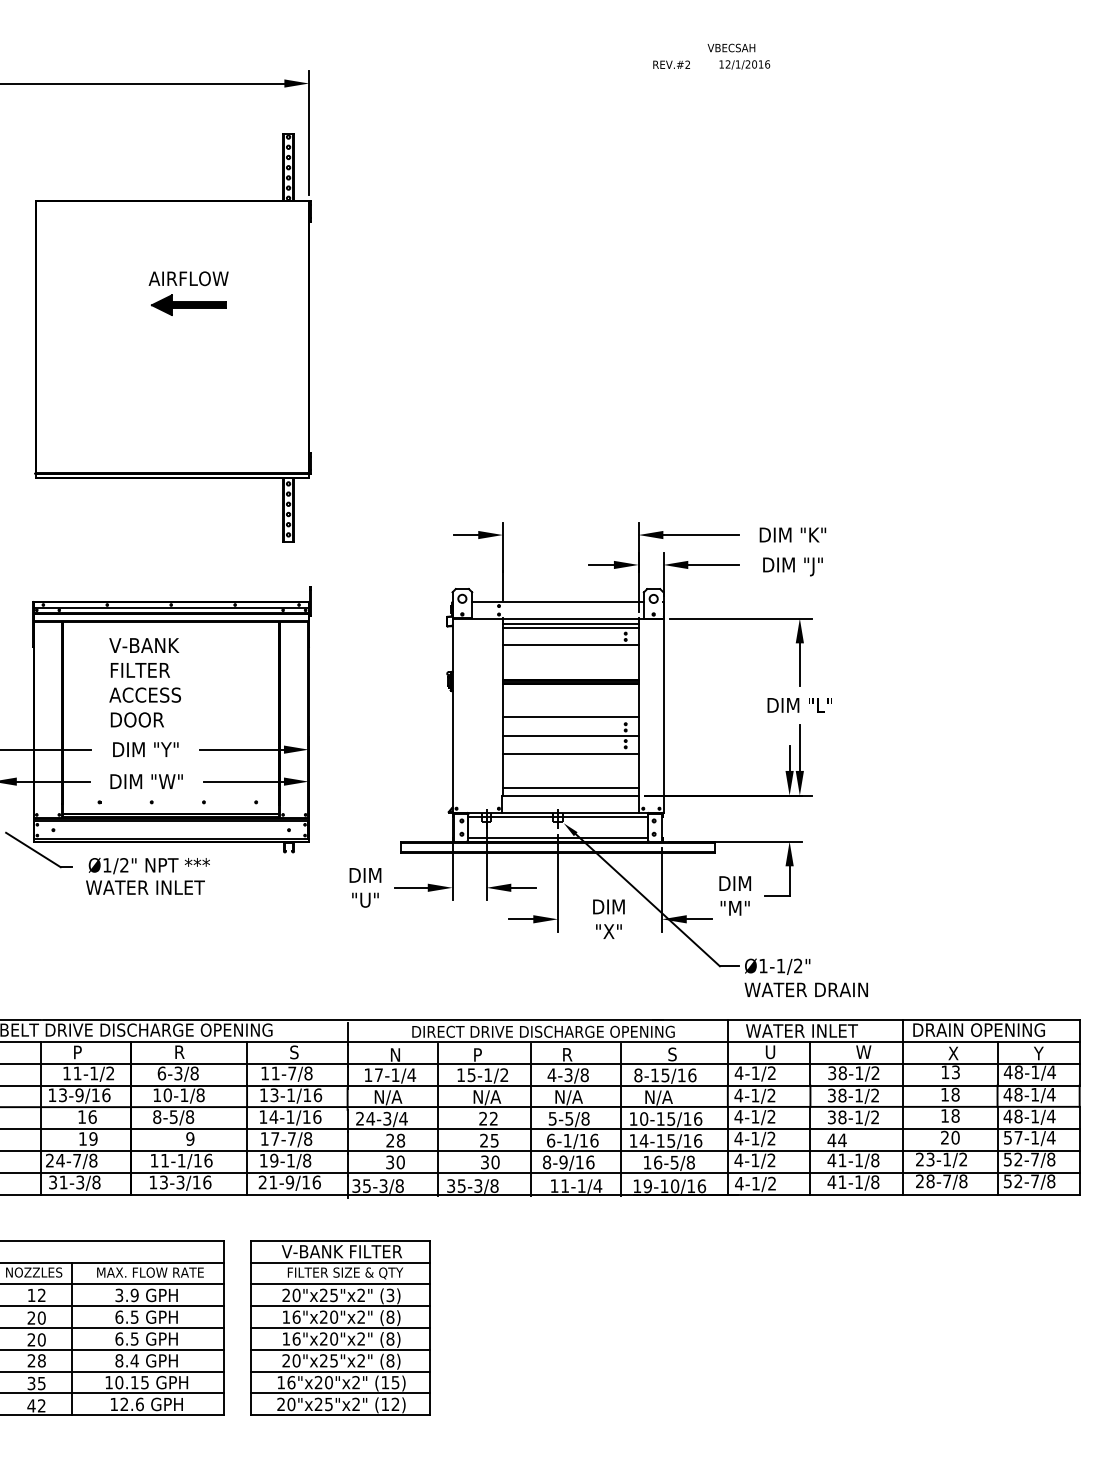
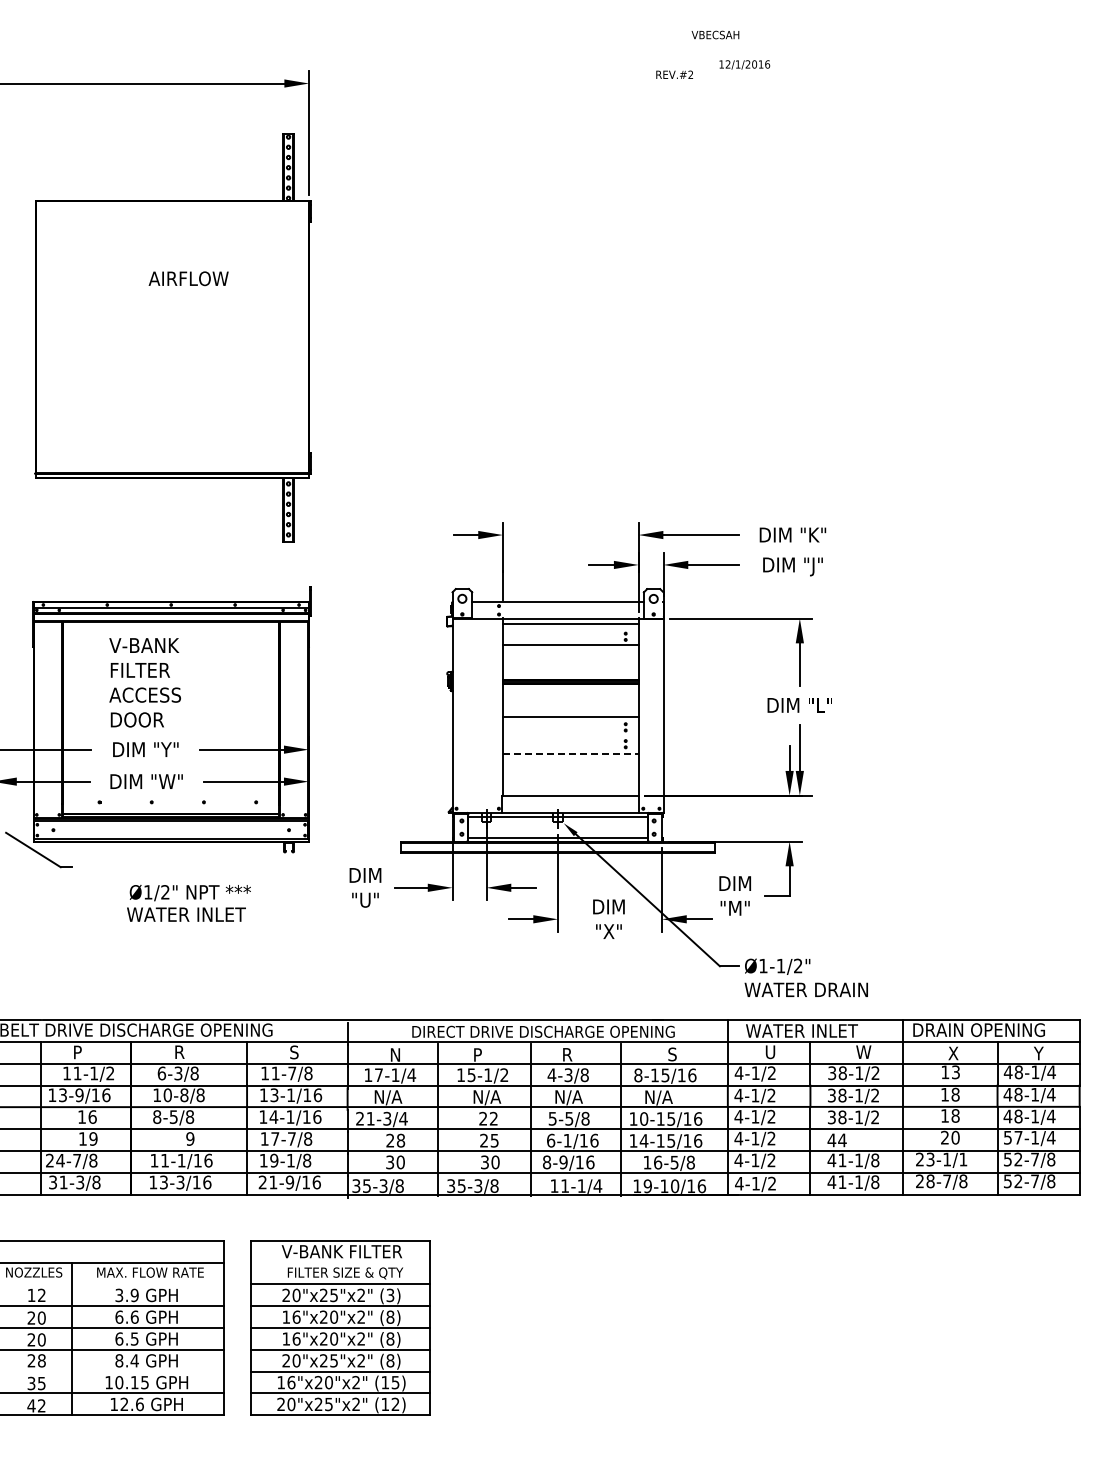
text position: (731, 47) -> (715, 34) (715, 34)
text position: (671, 64) -> (674, 74) (674, 74)
part: present -> none (188, 304)
line: present -> none (570, 628)
line: present -> none (570, 735)
line: solid -> dashed (570, 754)
line: present -> none (570, 787)
text position: (147, 876) -> (188, 903) (188, 903)
text: 10-1/8 -> 10-8/8 (184, 1095)
text: 24-3/4 -> 21-3/4 (370, 1118)
text: 23-1/2 -> 23-1/1 (963, 1159)
line: present -> none (340, 1262)
line: present -> none (113, 1284)
text: 6.5 -> 6.6 (134, 1316)
line: present -> none (113, 1371)
